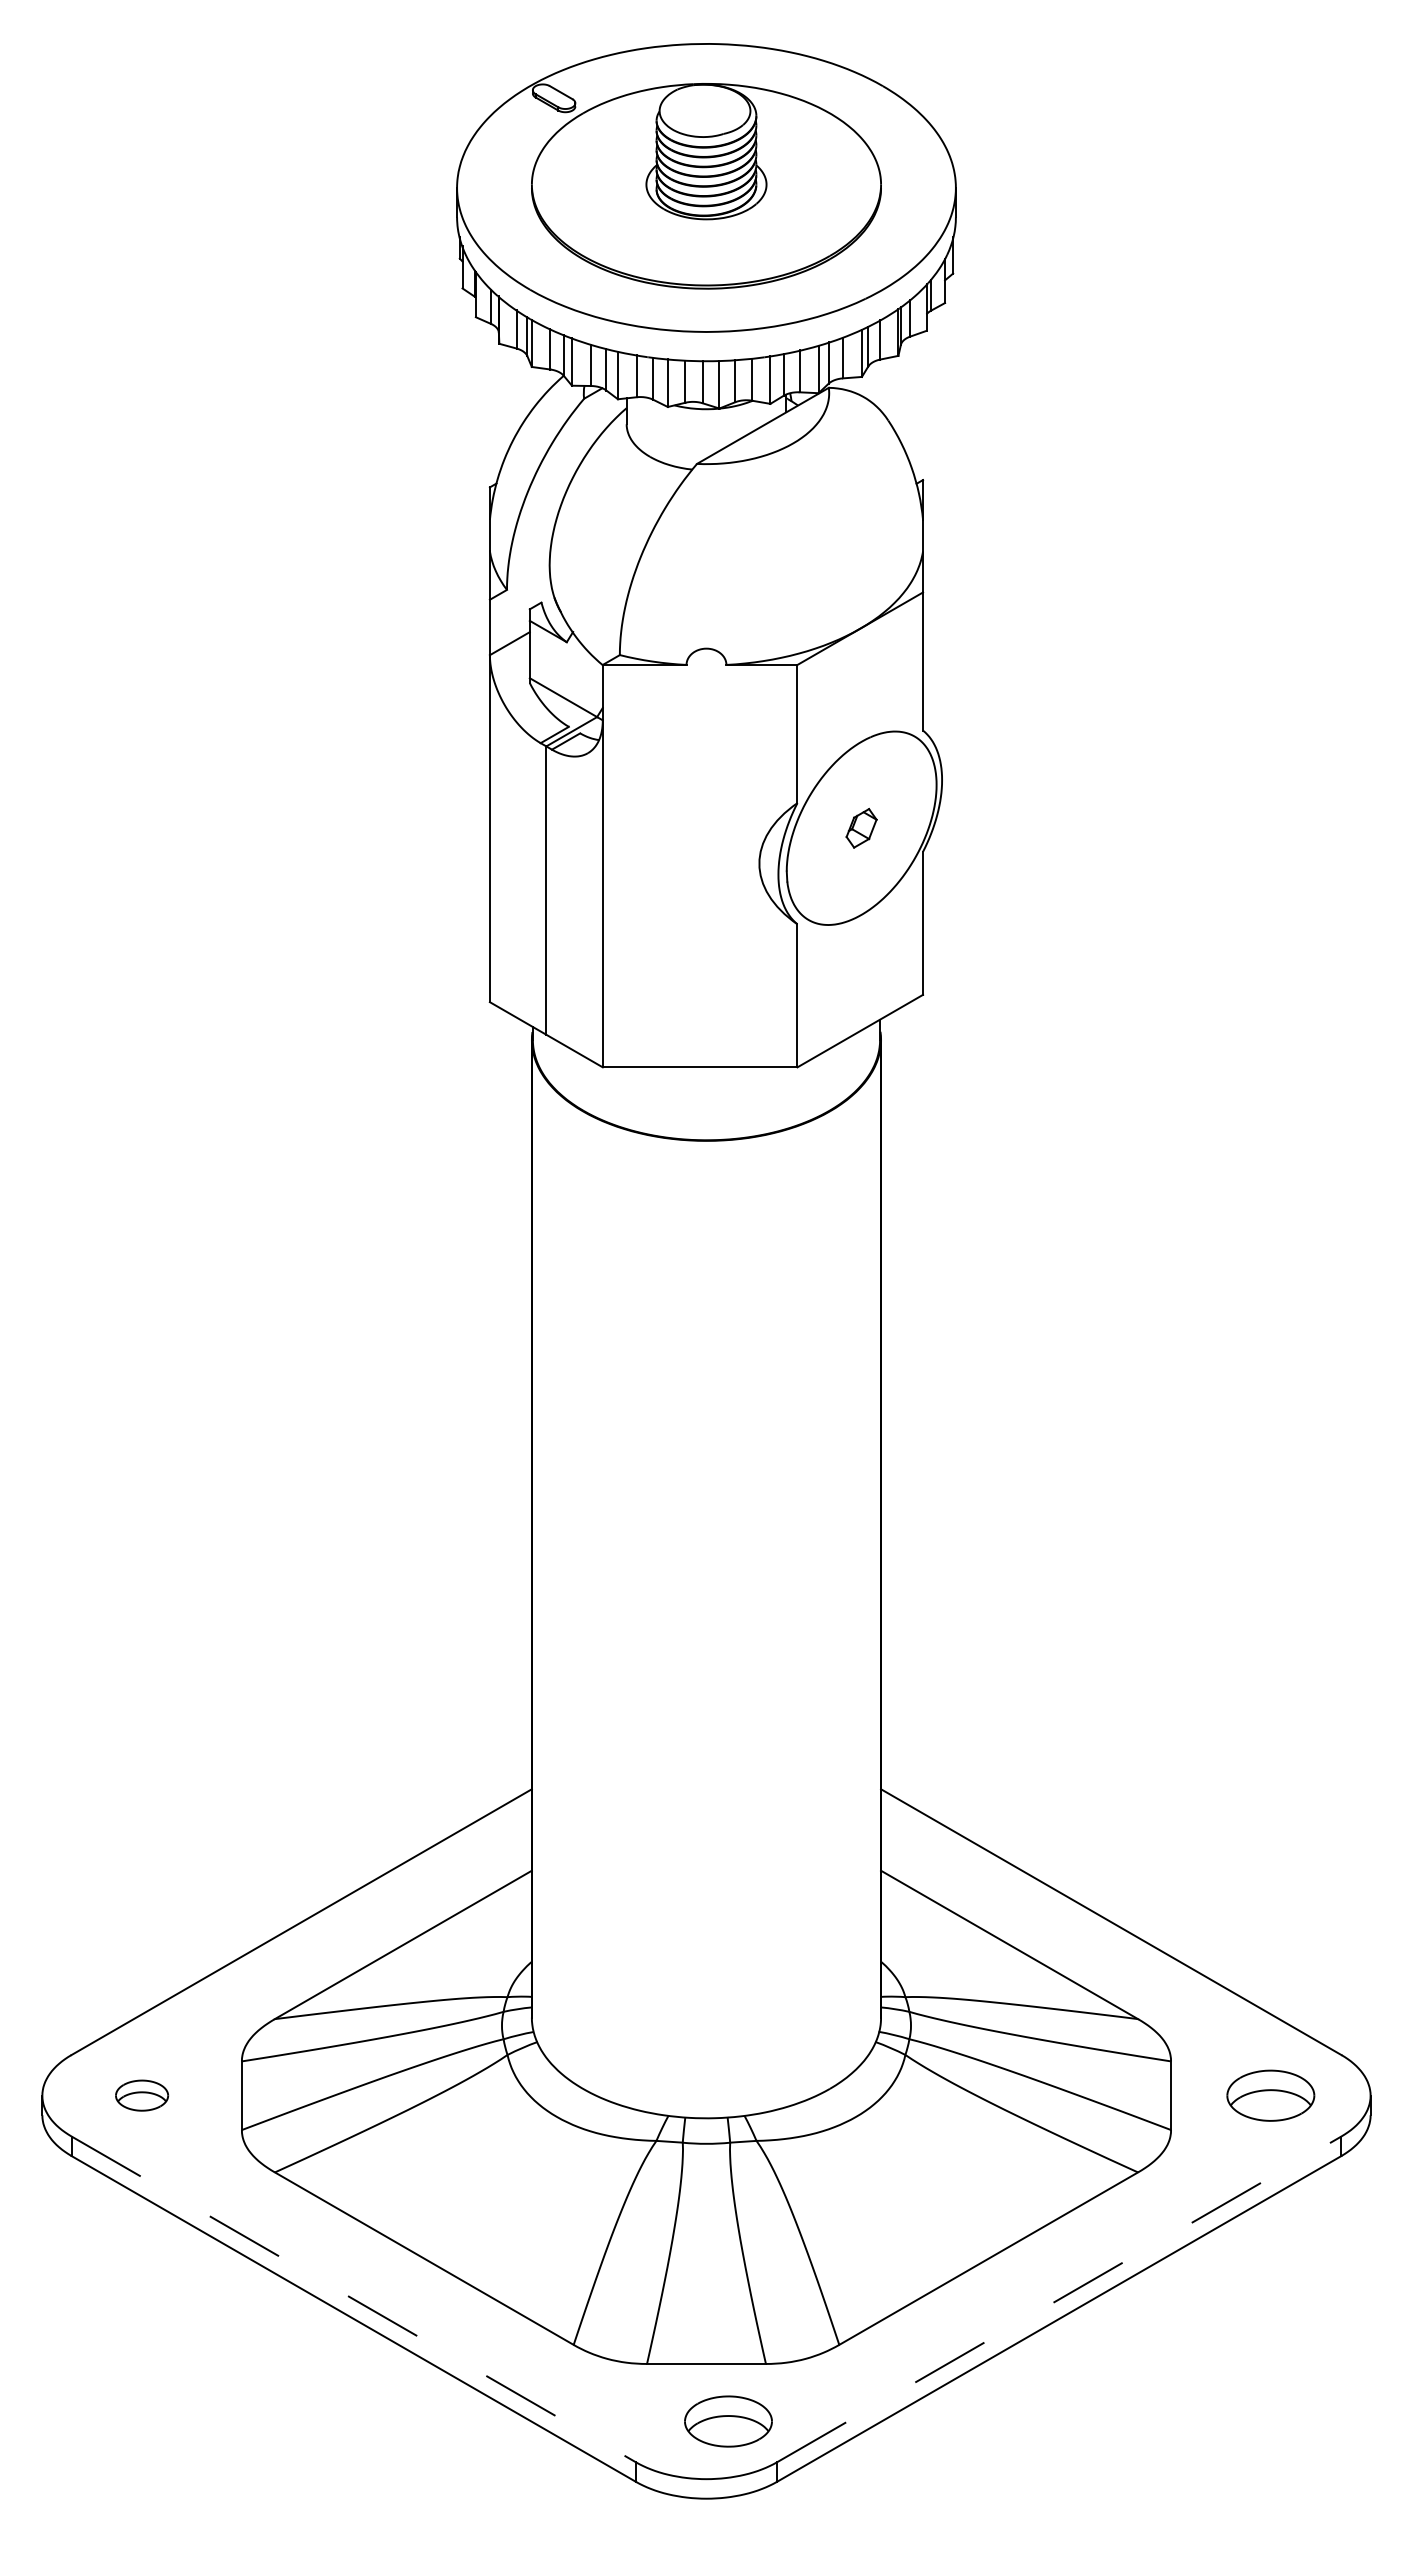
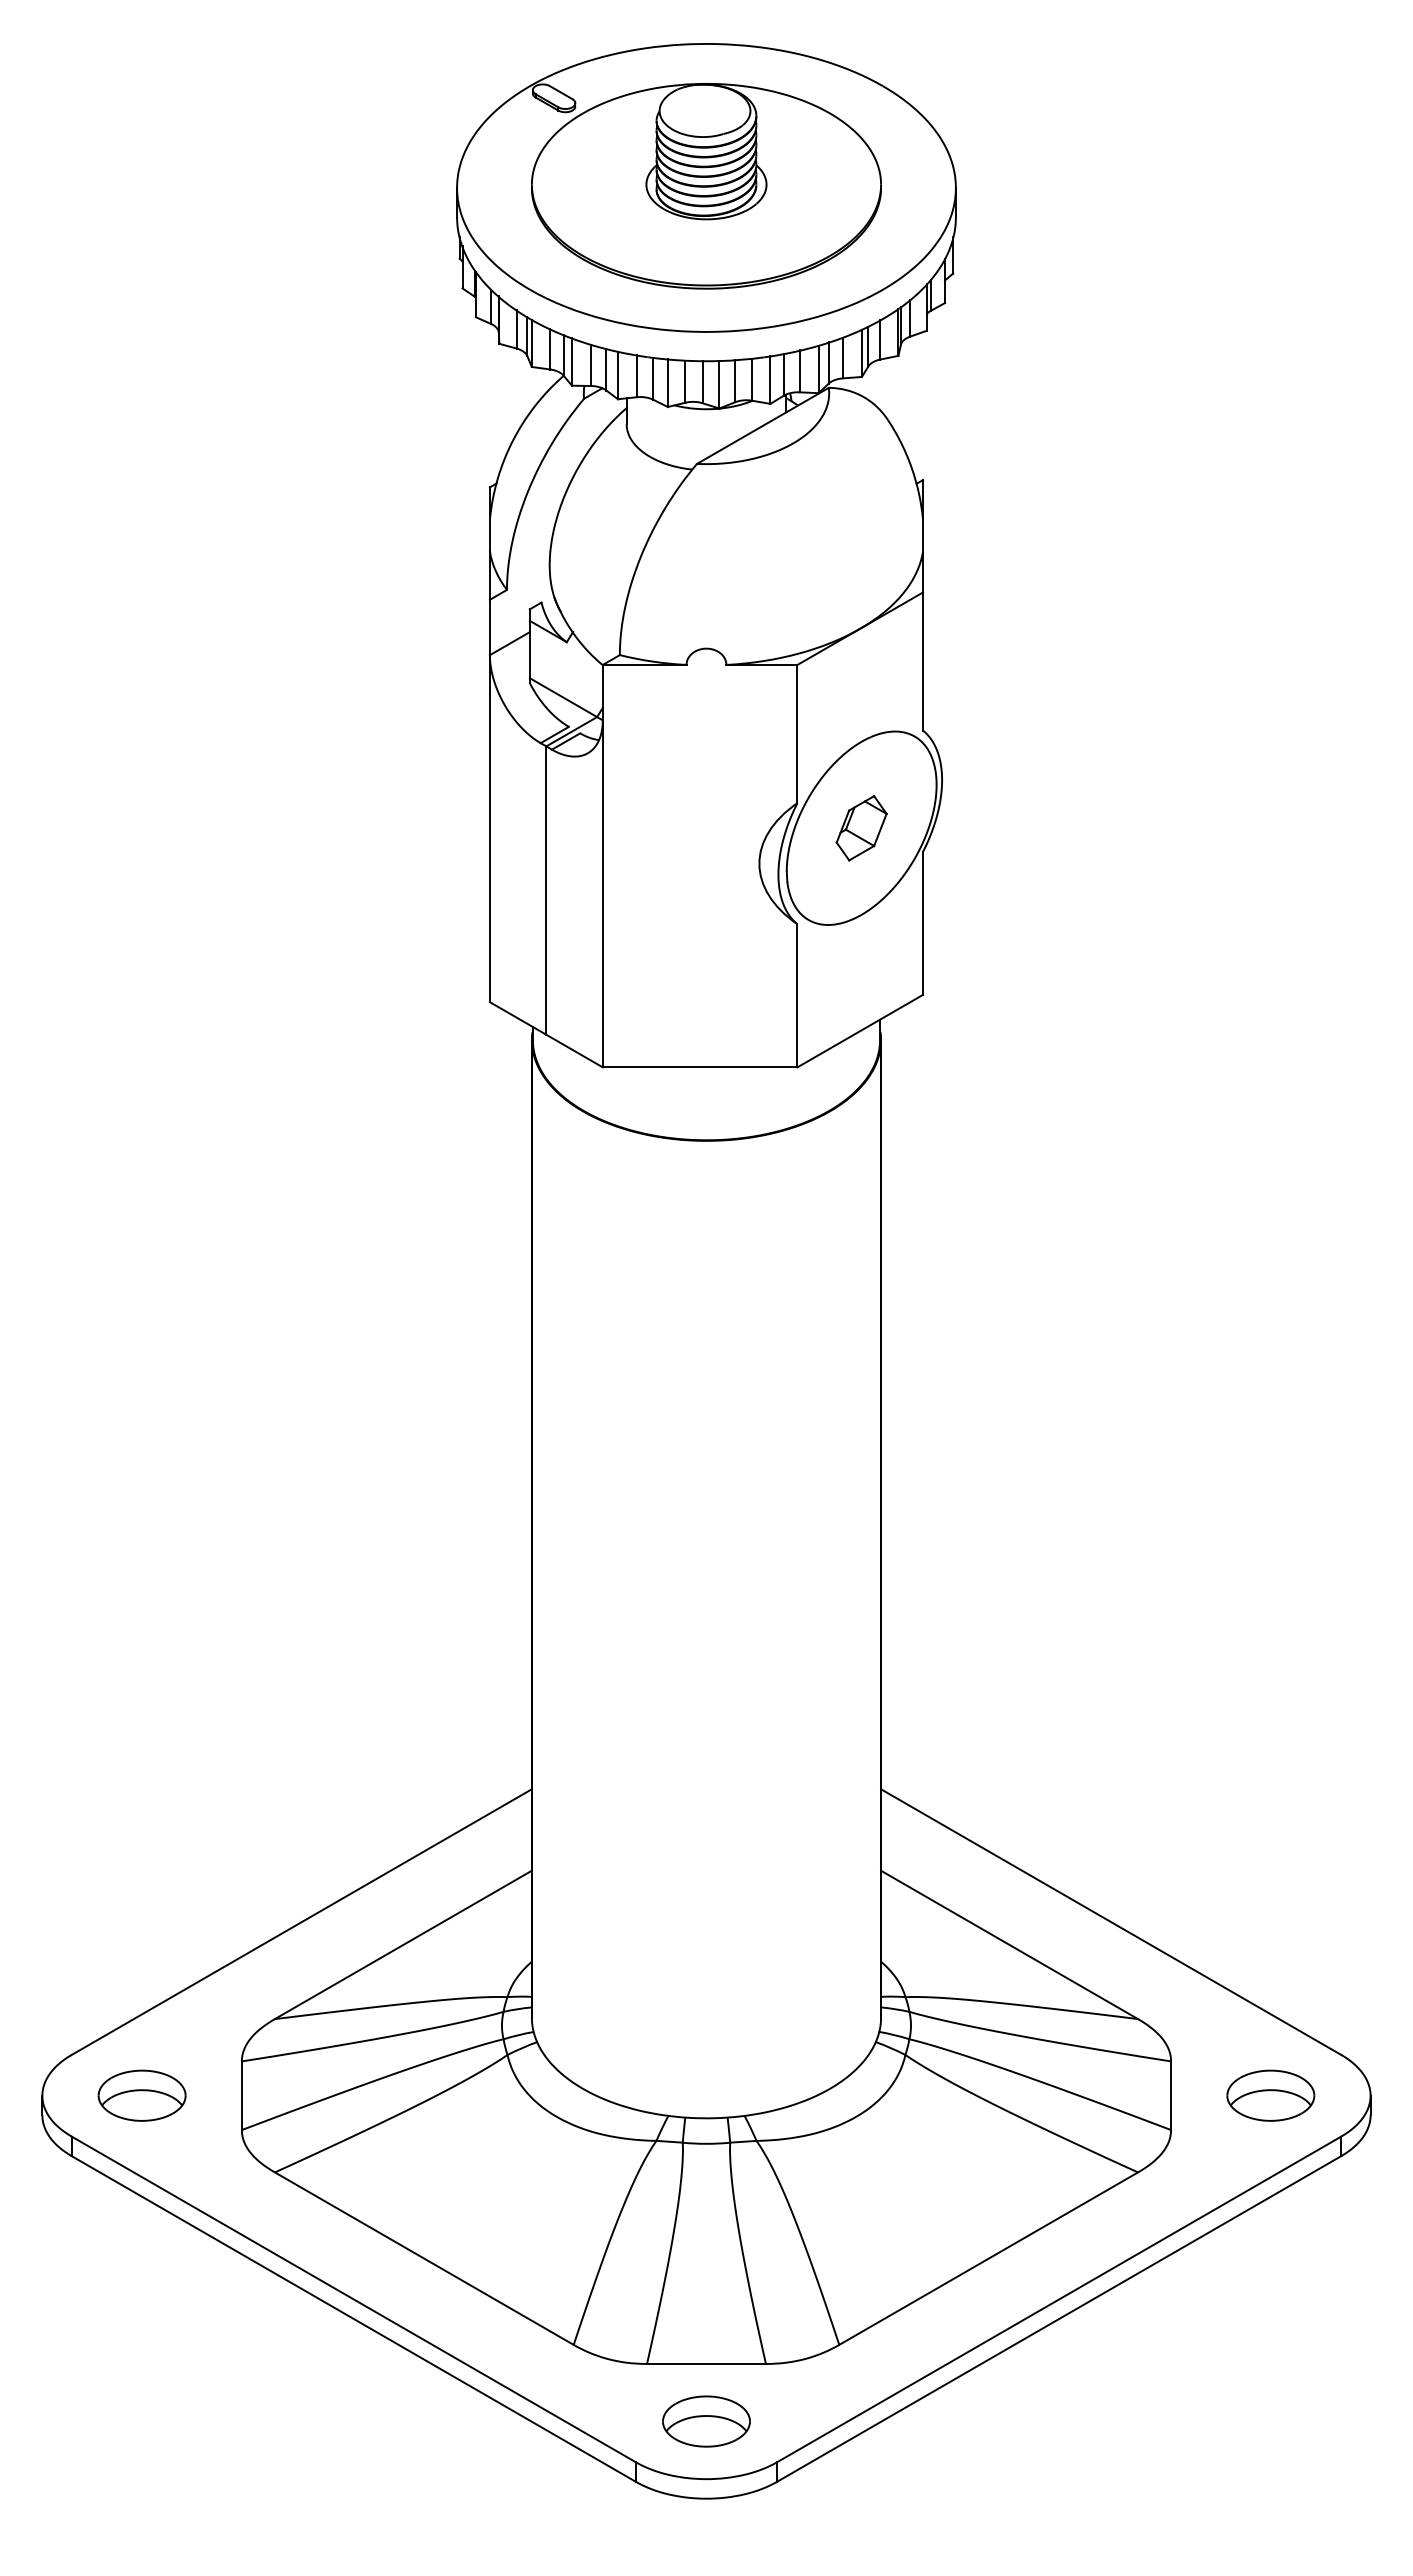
part size: 33x42 px -> 53x67 px (861, 828)
part size: 55x33 px -> 90x53 px (141, 2095)
line: dashed -> solid (353, 2299)
line: dashed -> solid (1059, 2299)
part position: (728, 2421) -> (706, 2421) (706, 2421)
